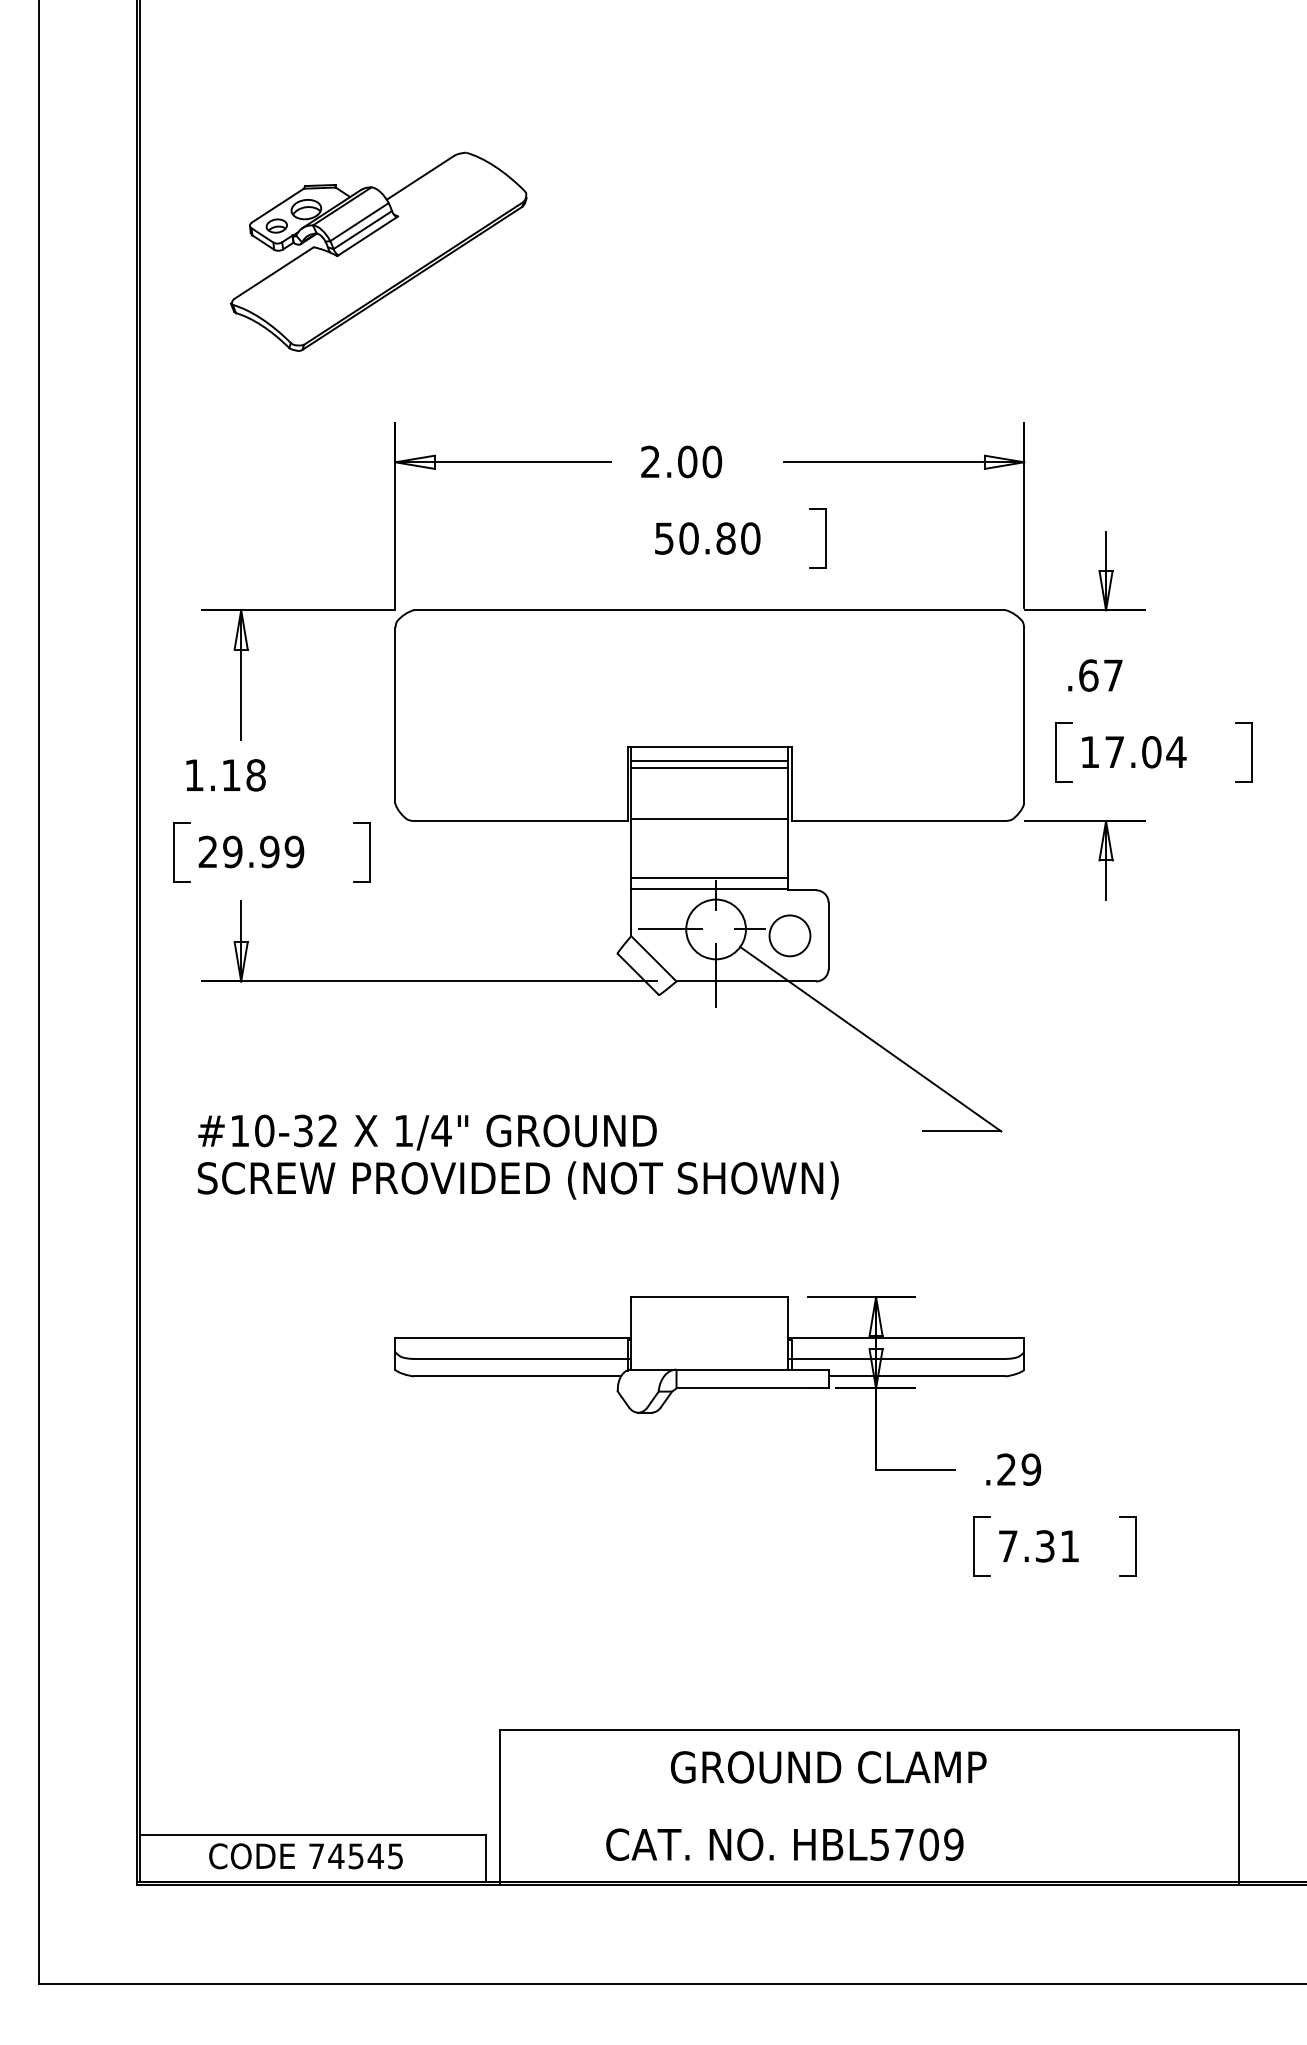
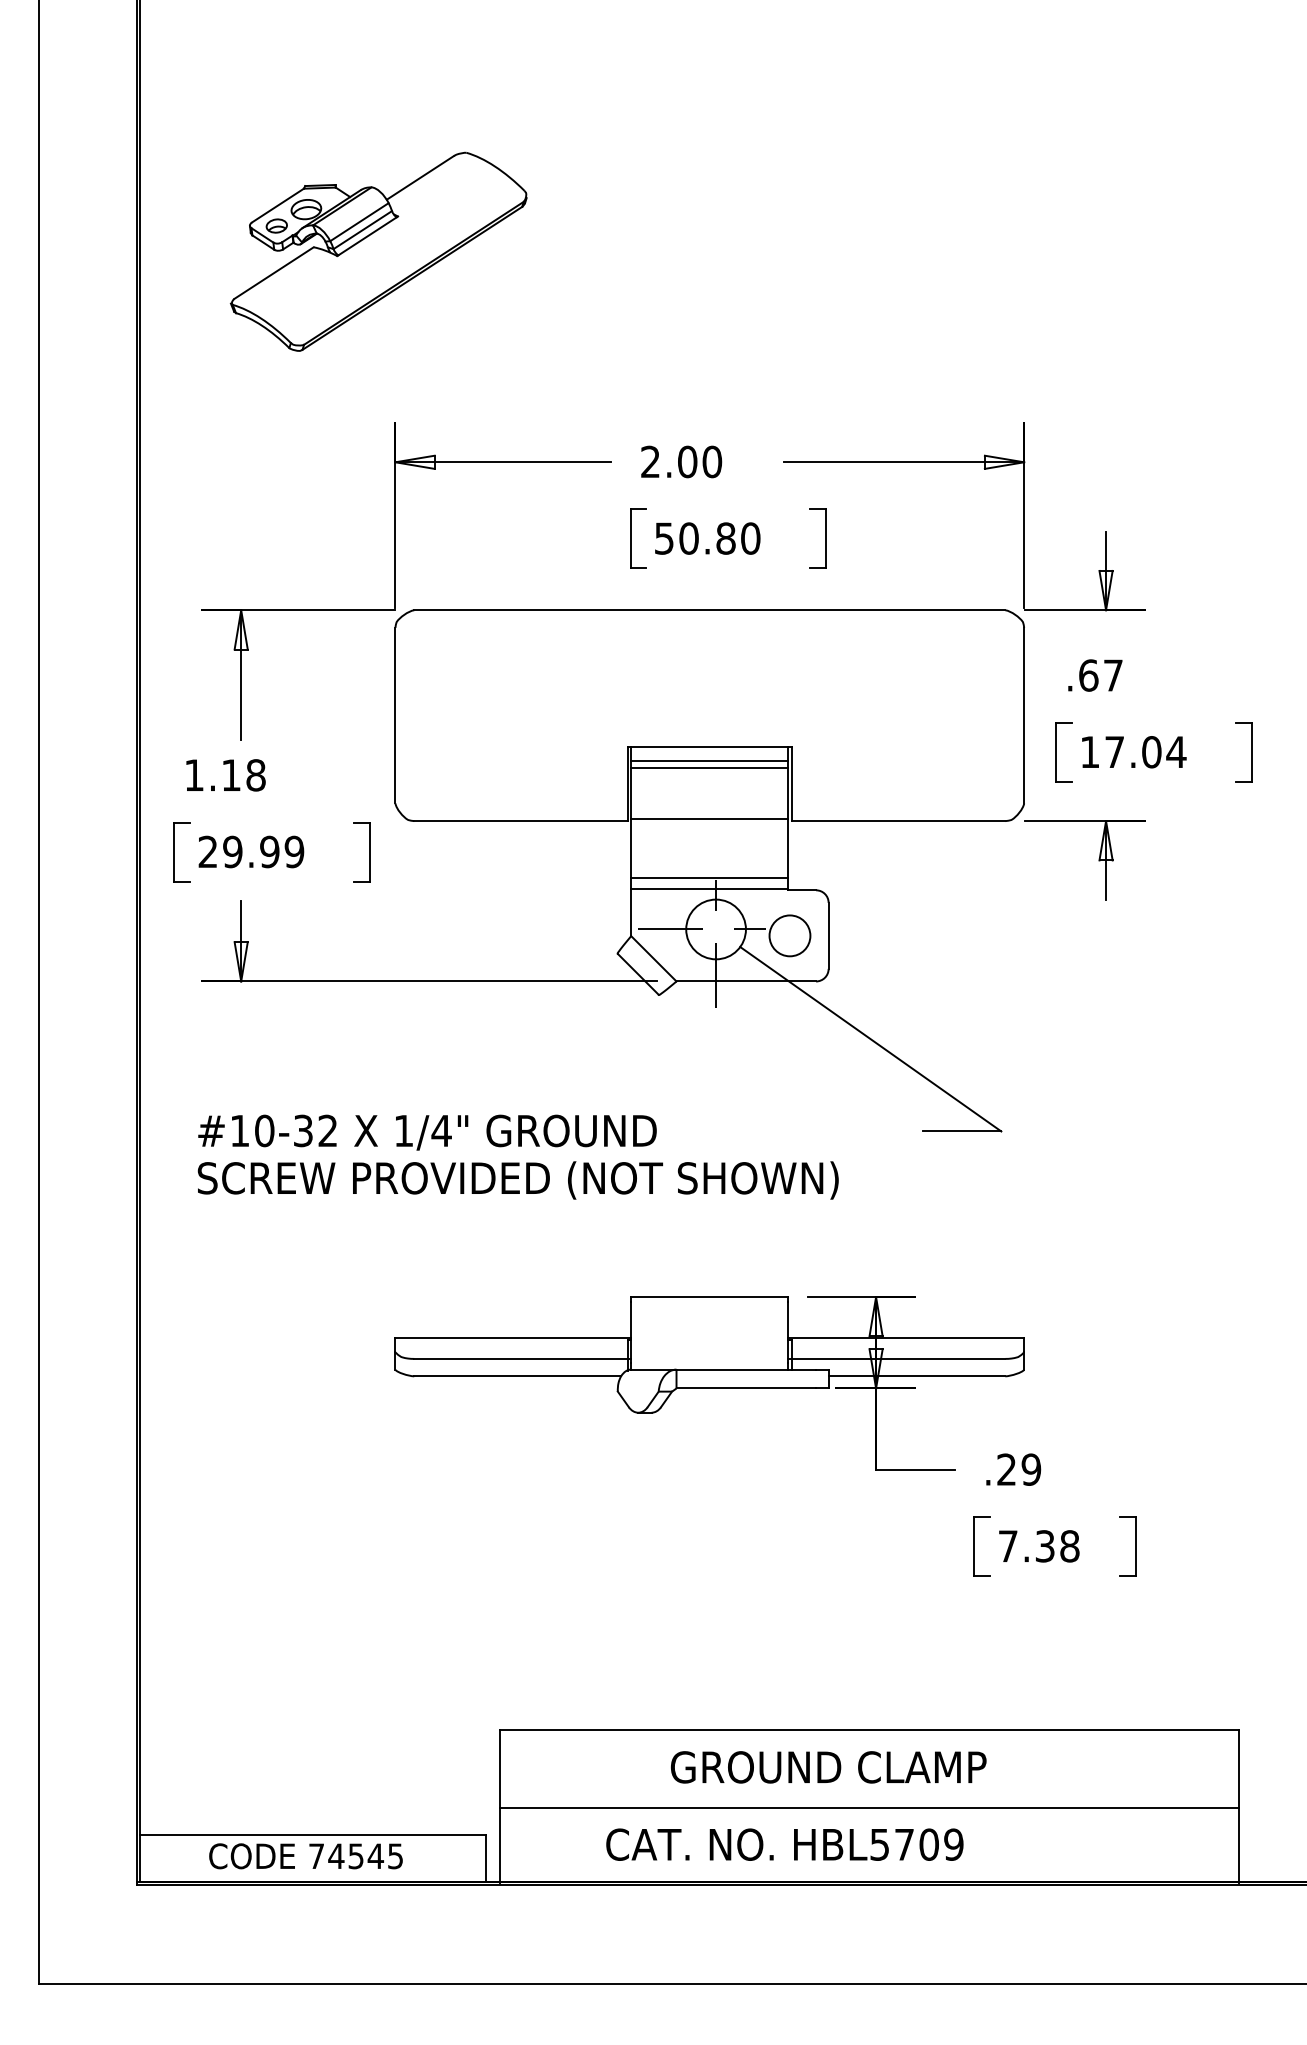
part: none -> present (631, 538)
text: 7.31 -> 7.38 (1069, 1546)
line: none -> present (868, 1807)
